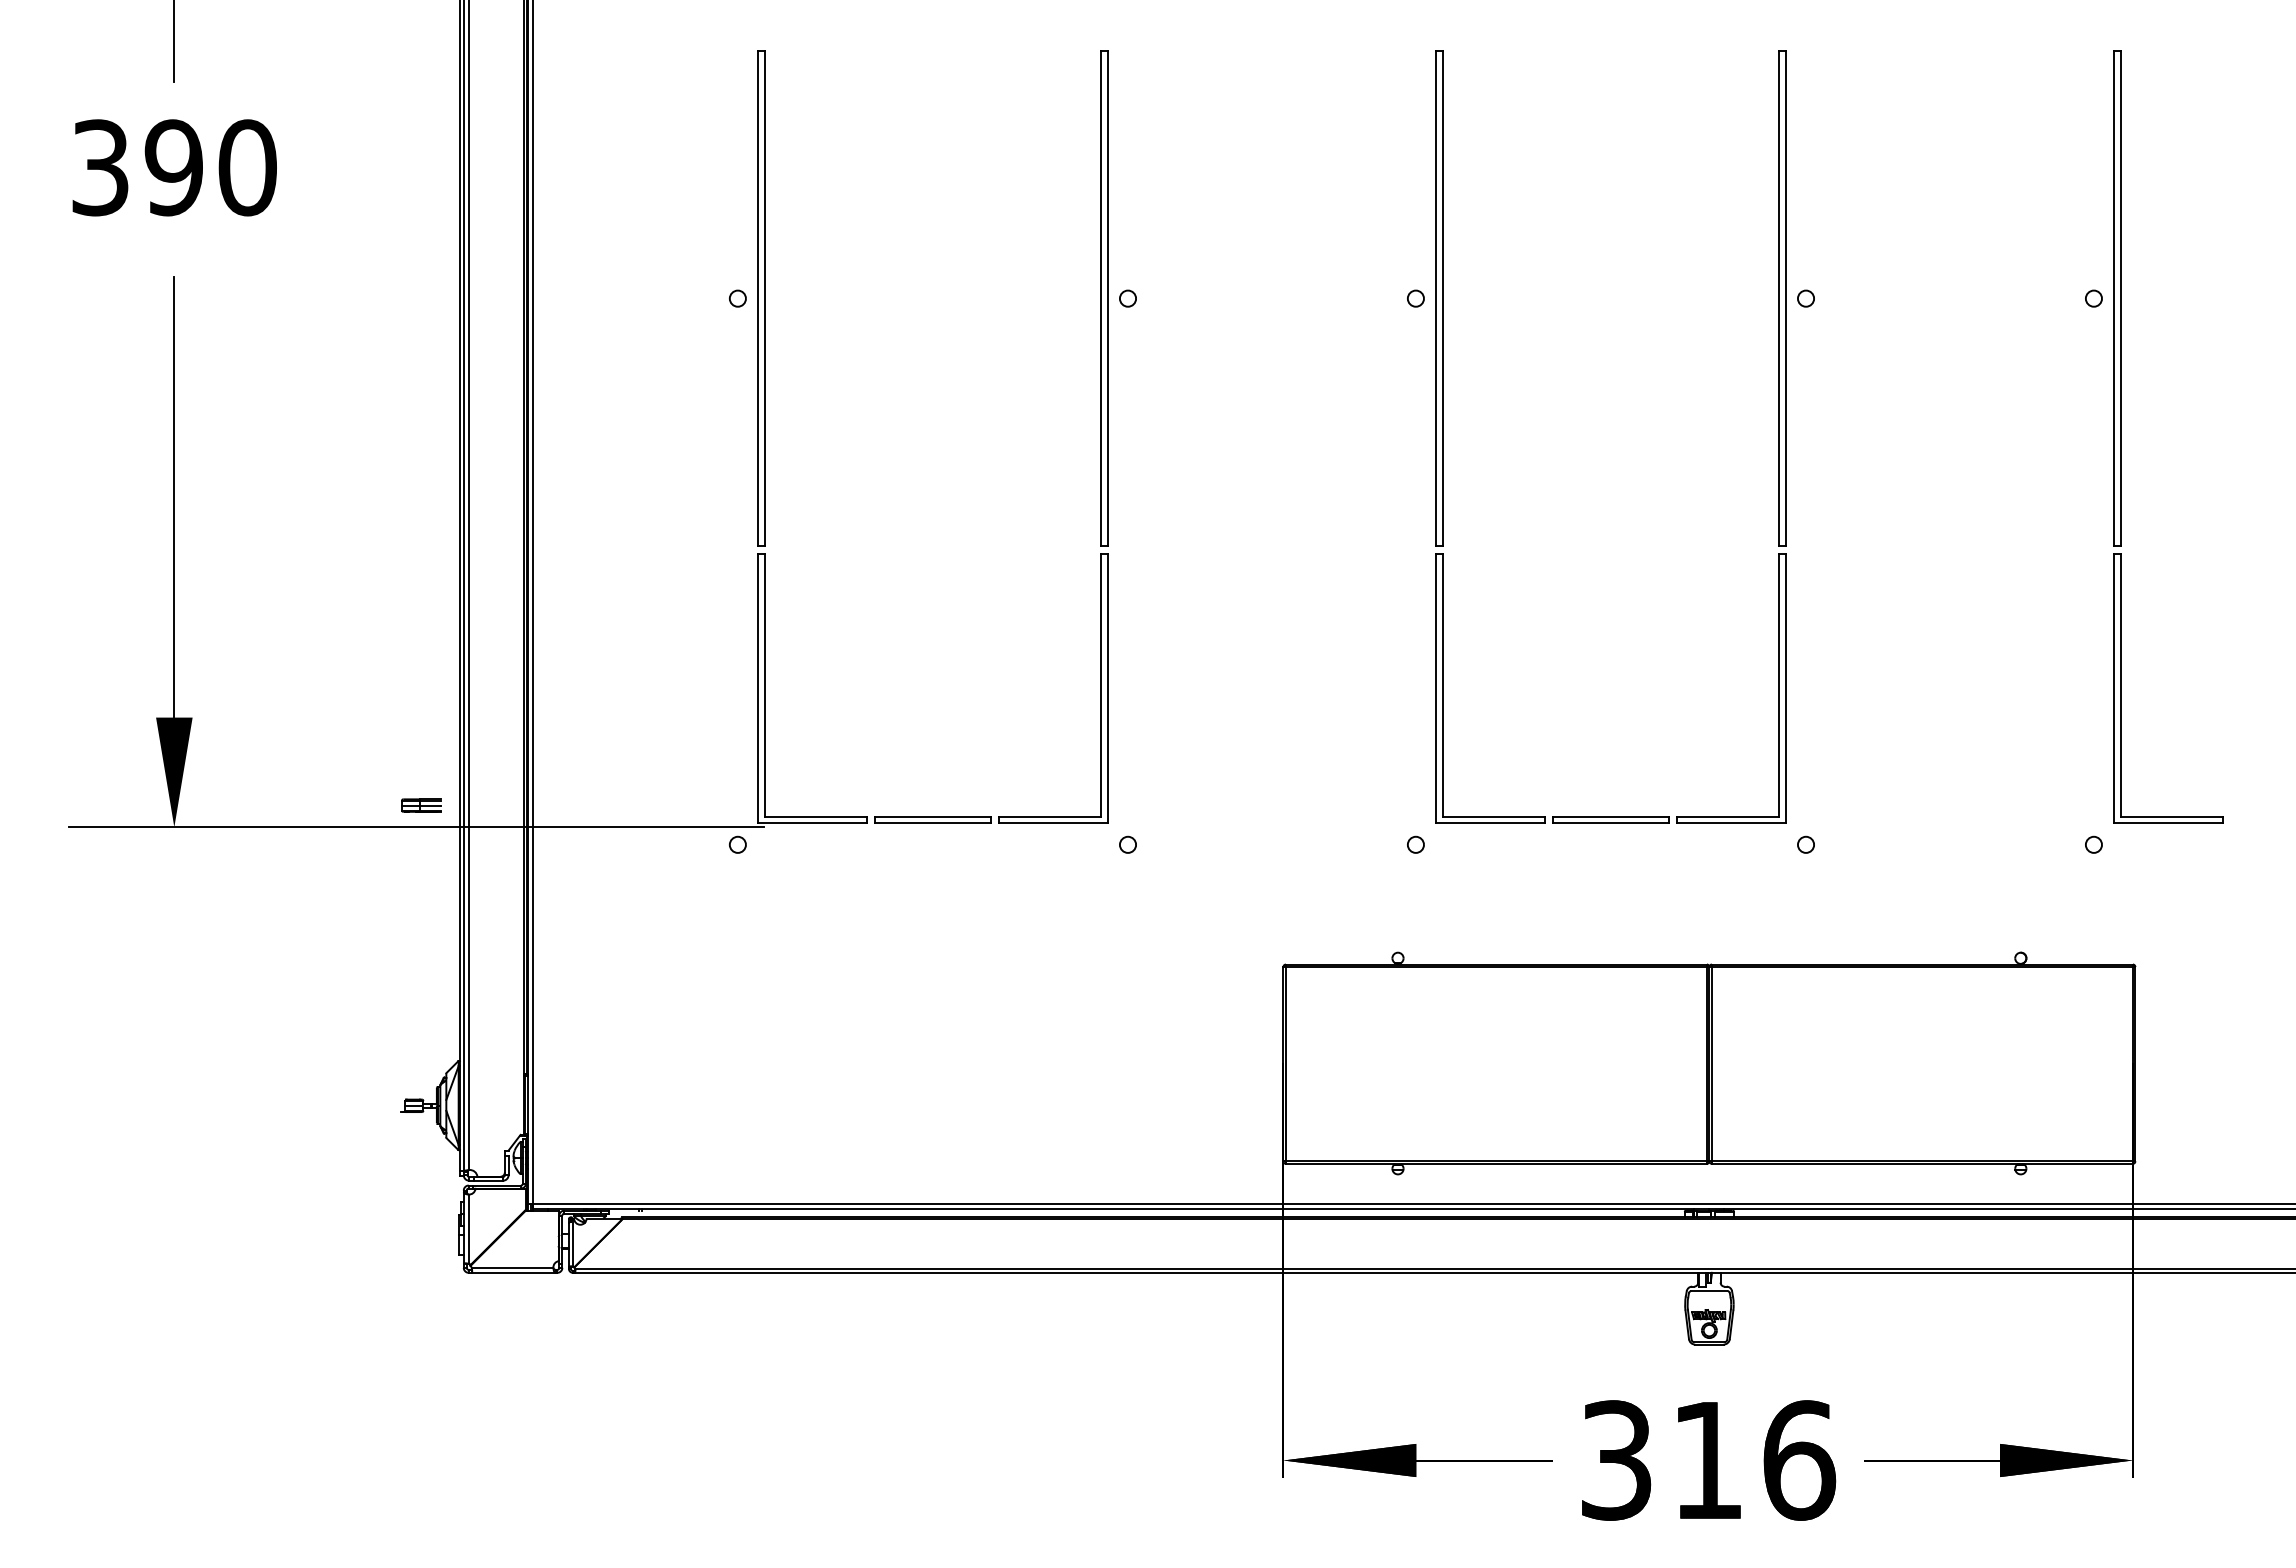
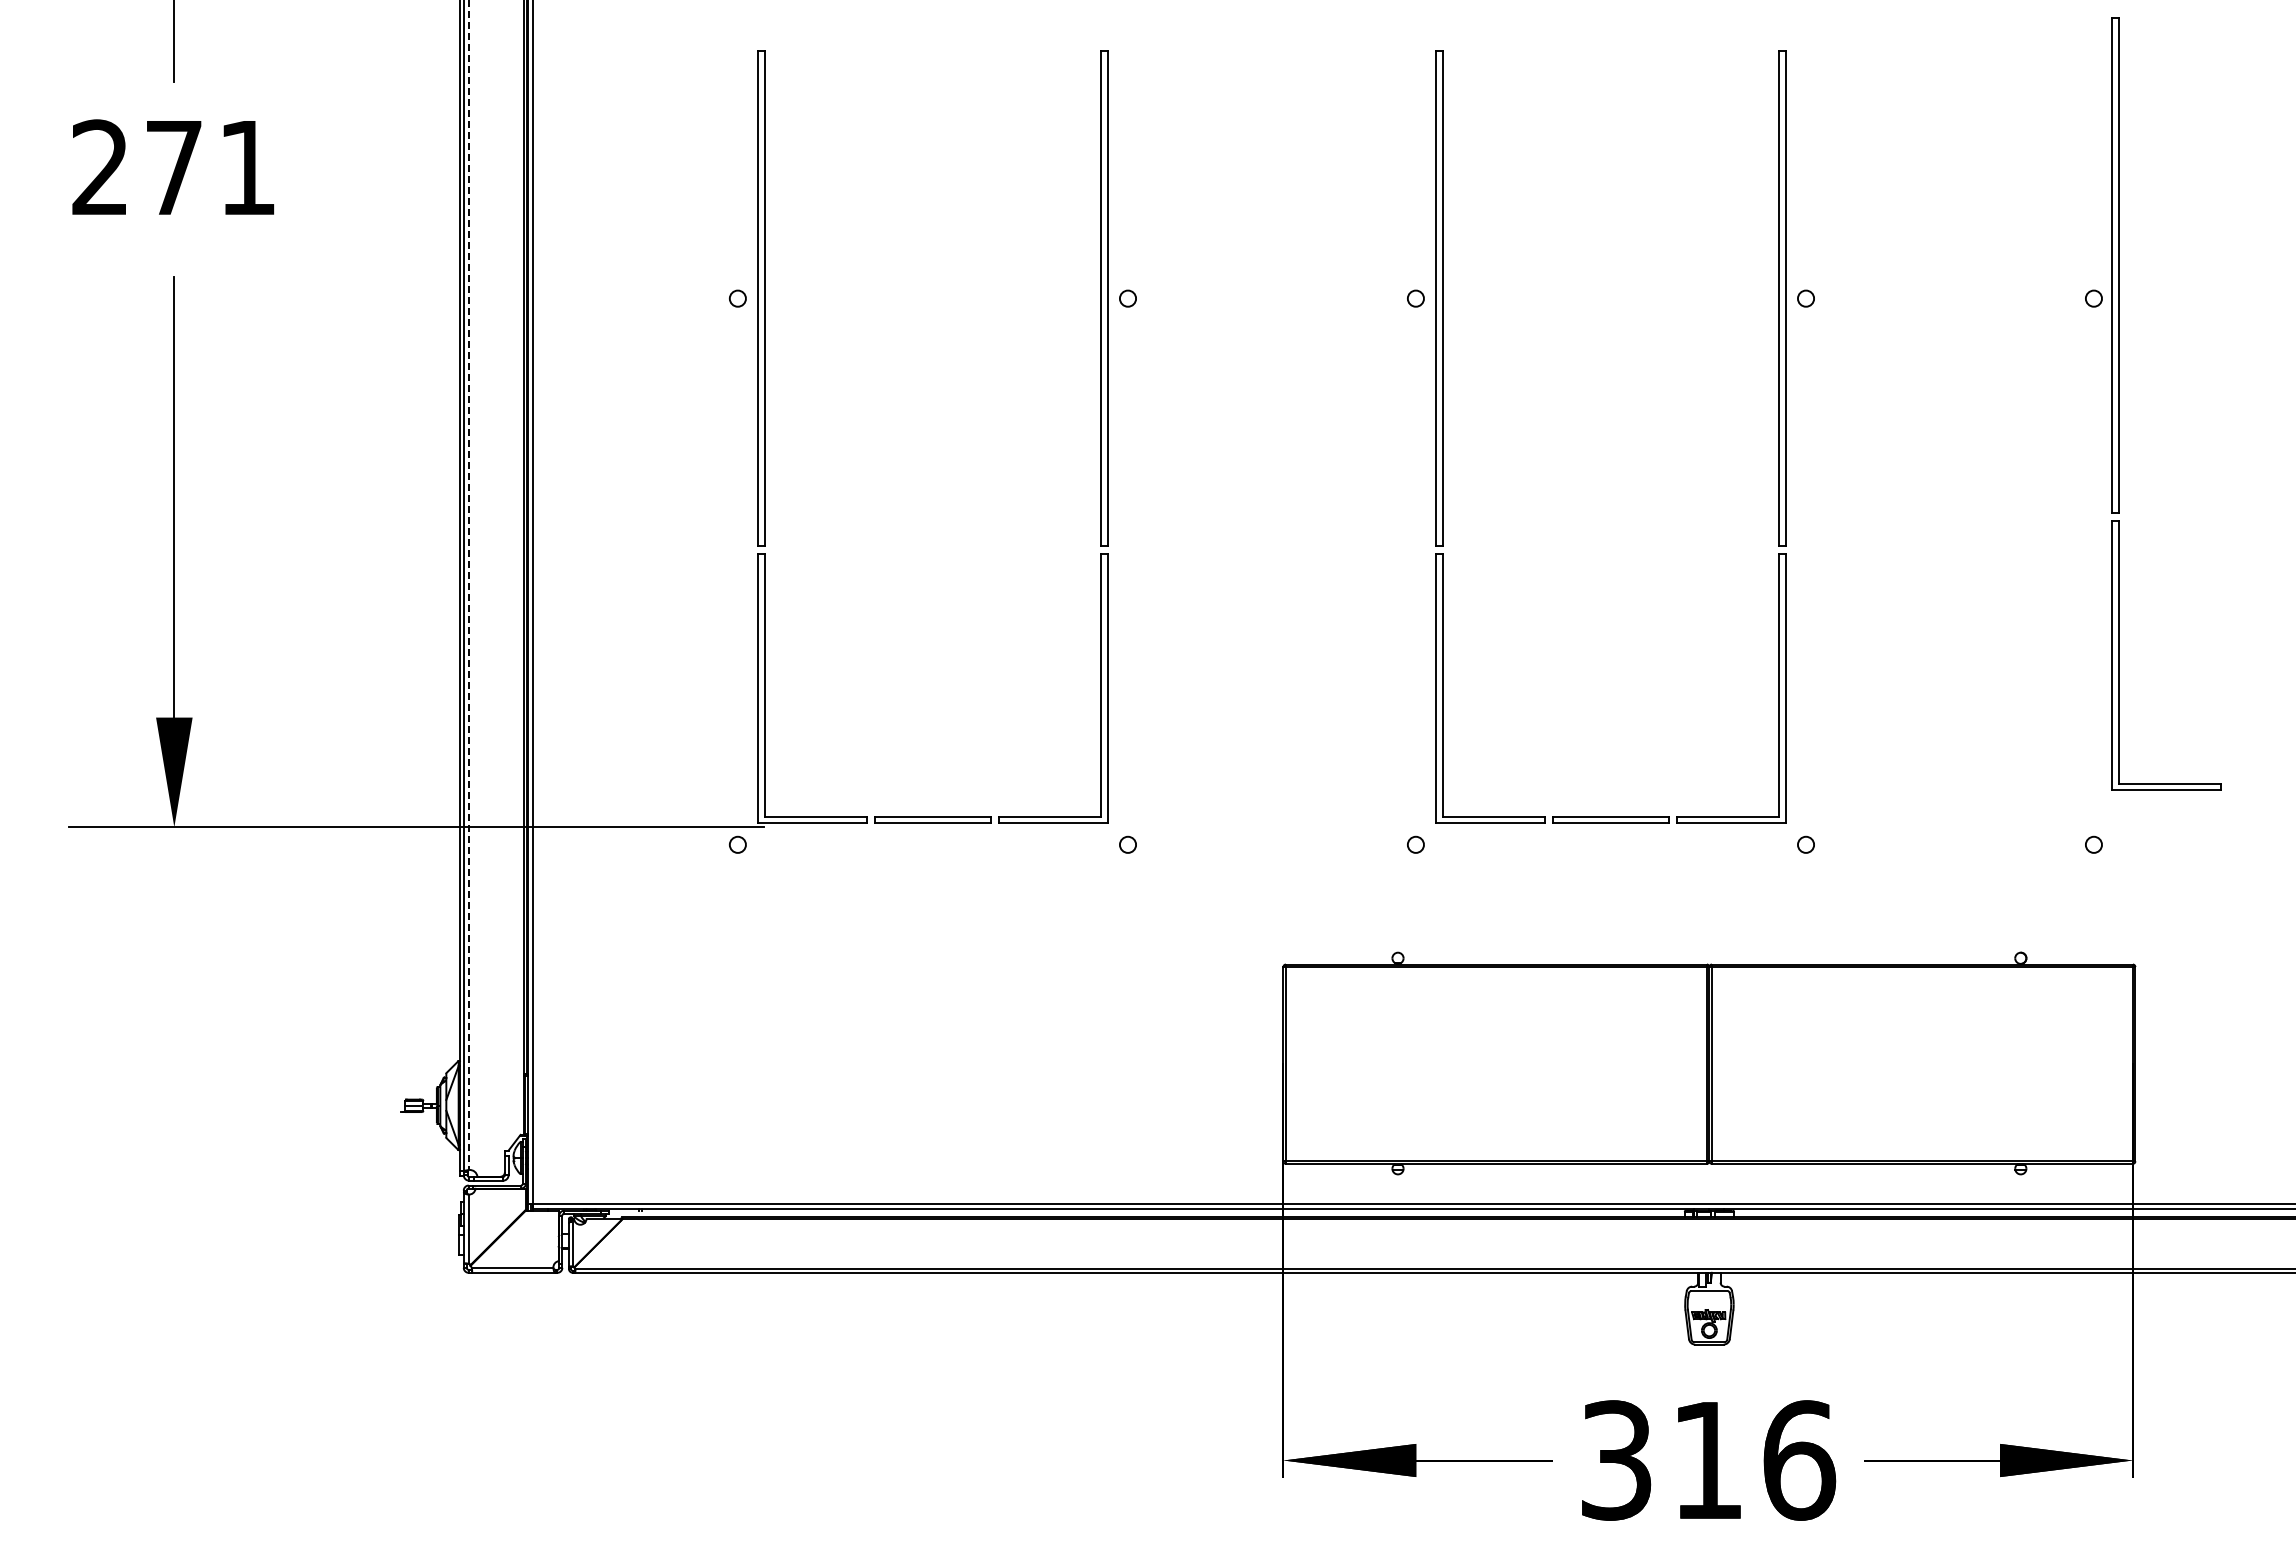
text: 390 -> 271 (174, 167)
part position: (2121, 436) -> (2119, 403) (2119, 403)
line: solid -> dashed (469, 585)
part: present -> none (421, 805)
